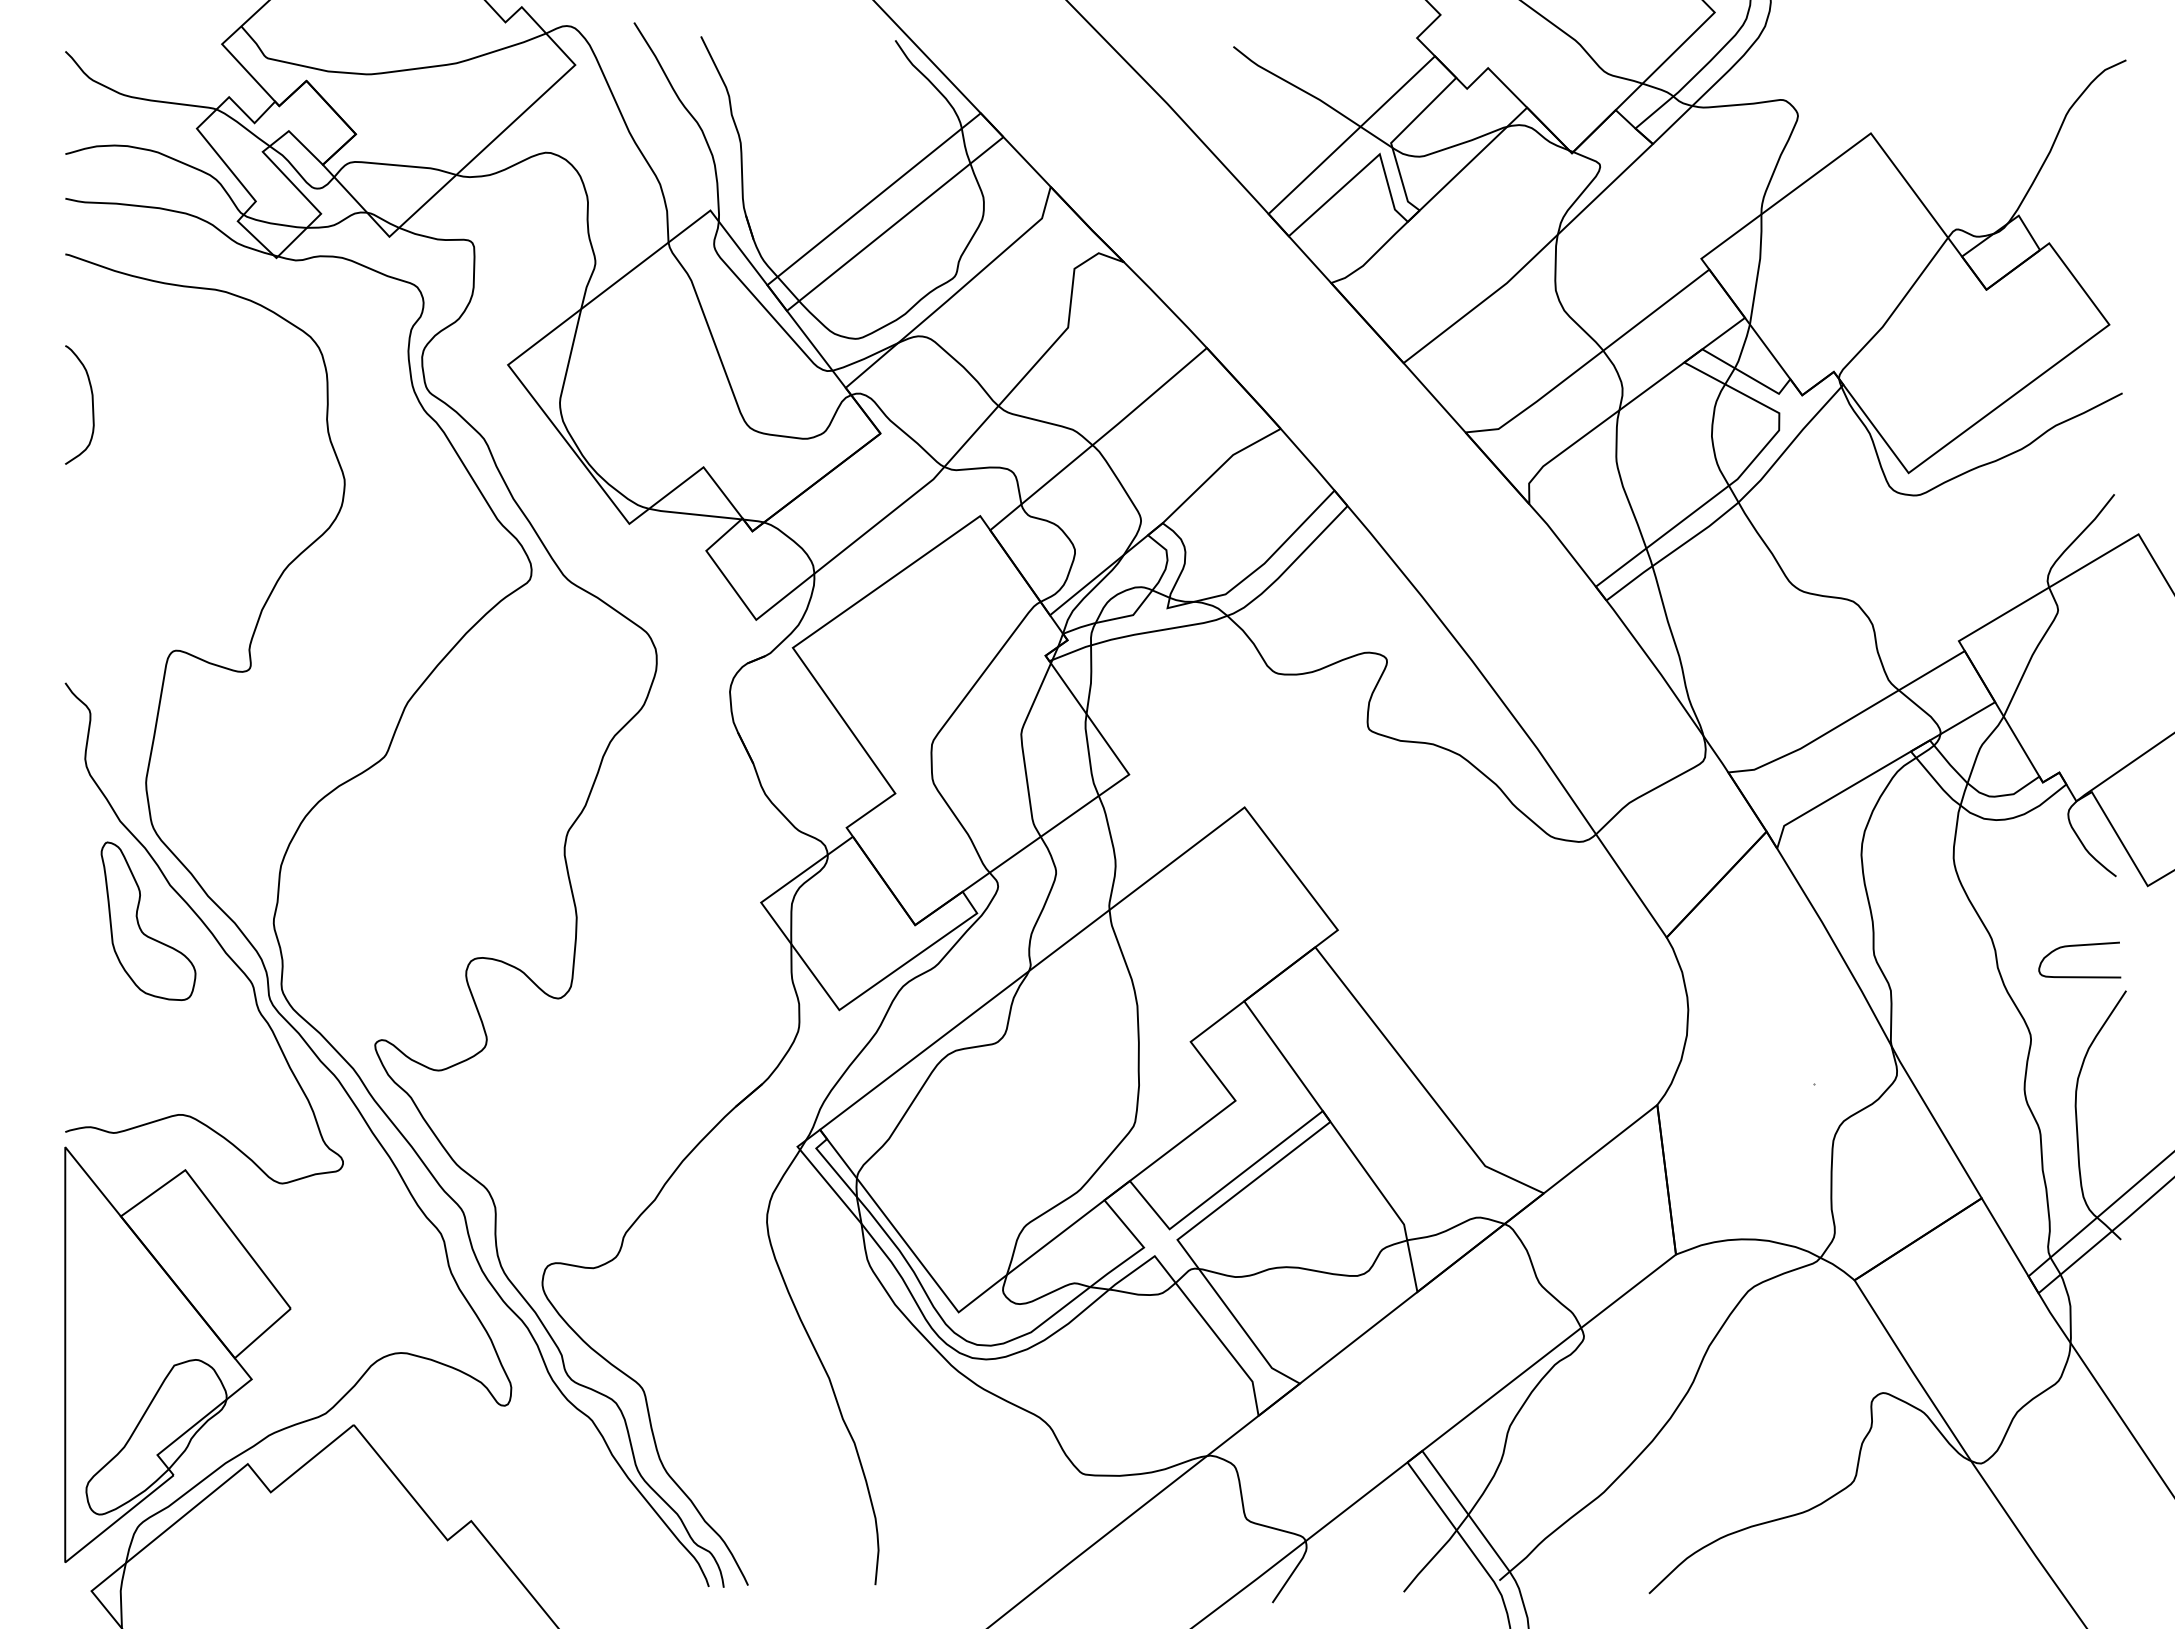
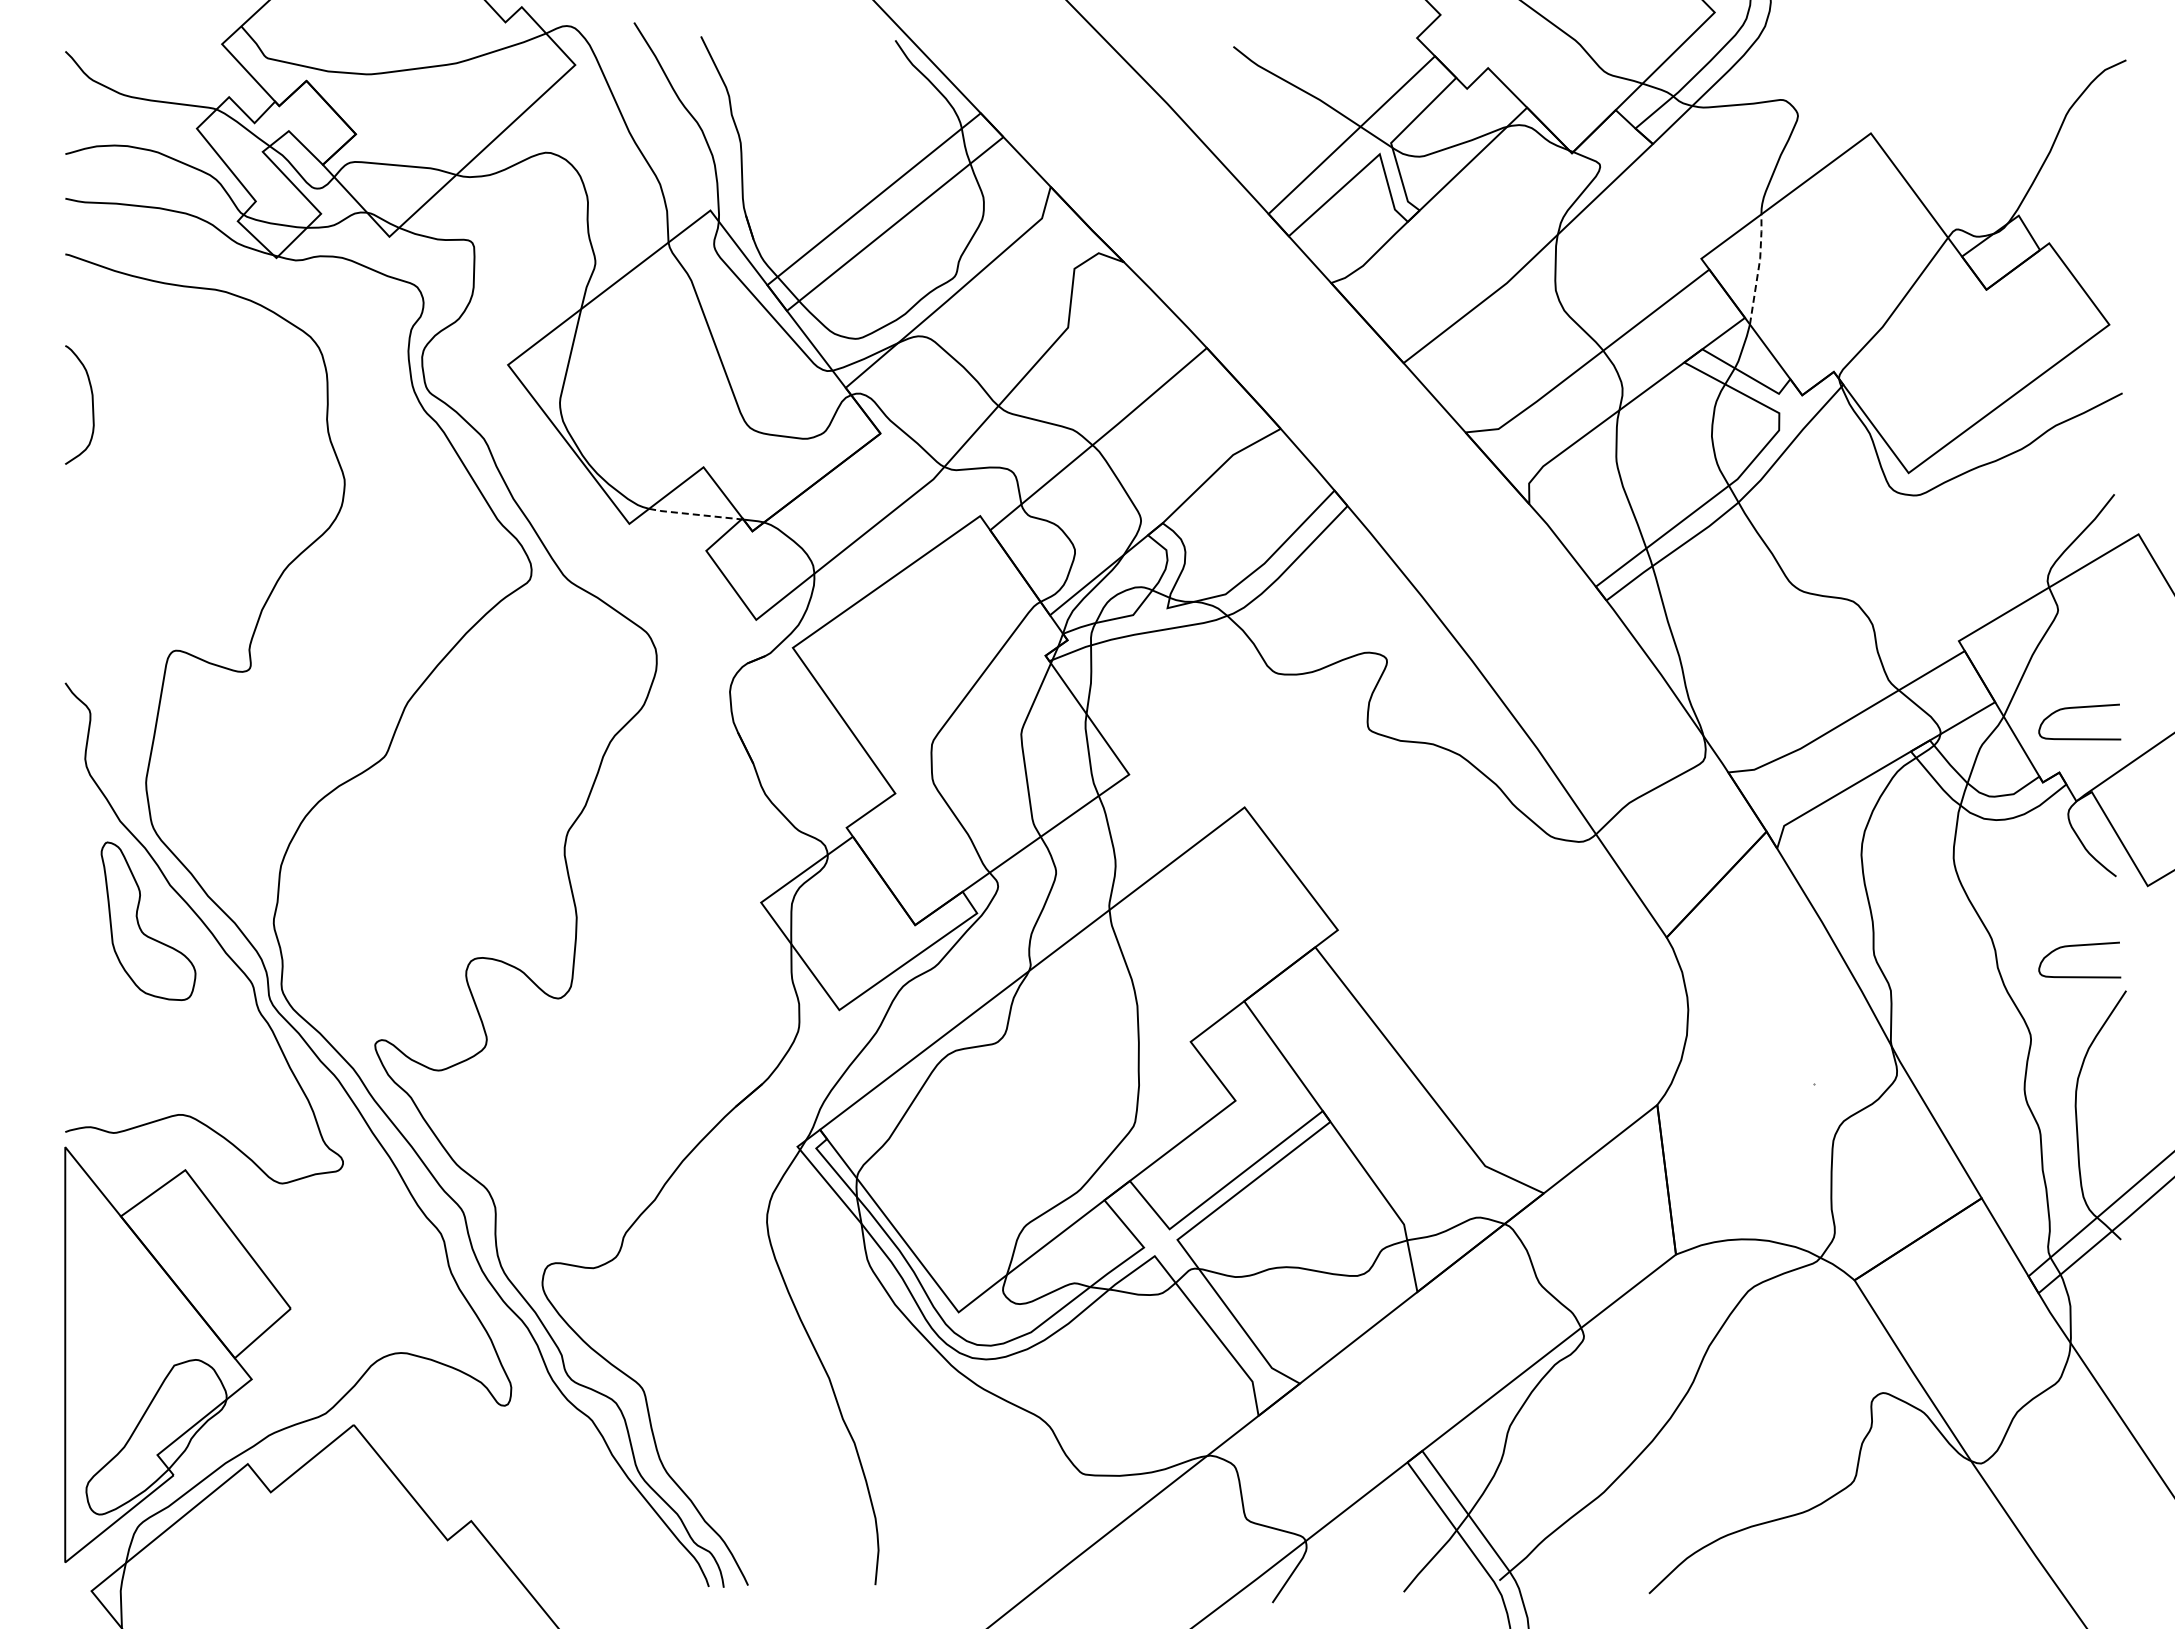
line: solid -> dashed (1758, 268)
line: solid -> dashed (695, 514)
curve: none -> present (2079, 708)
